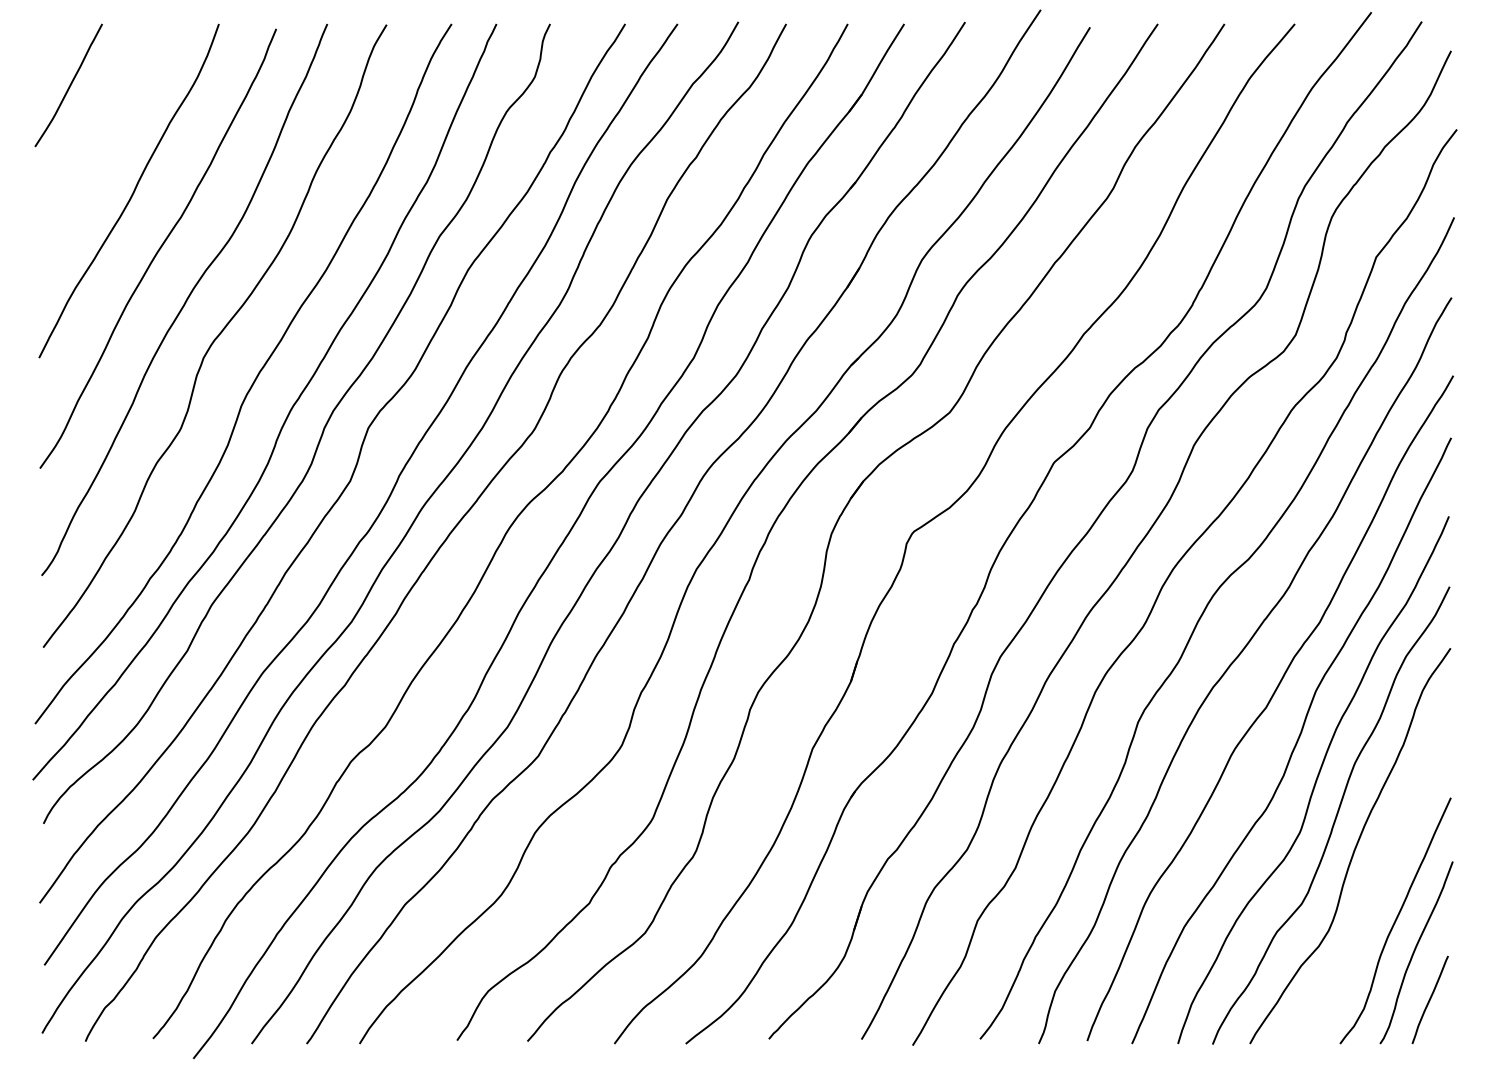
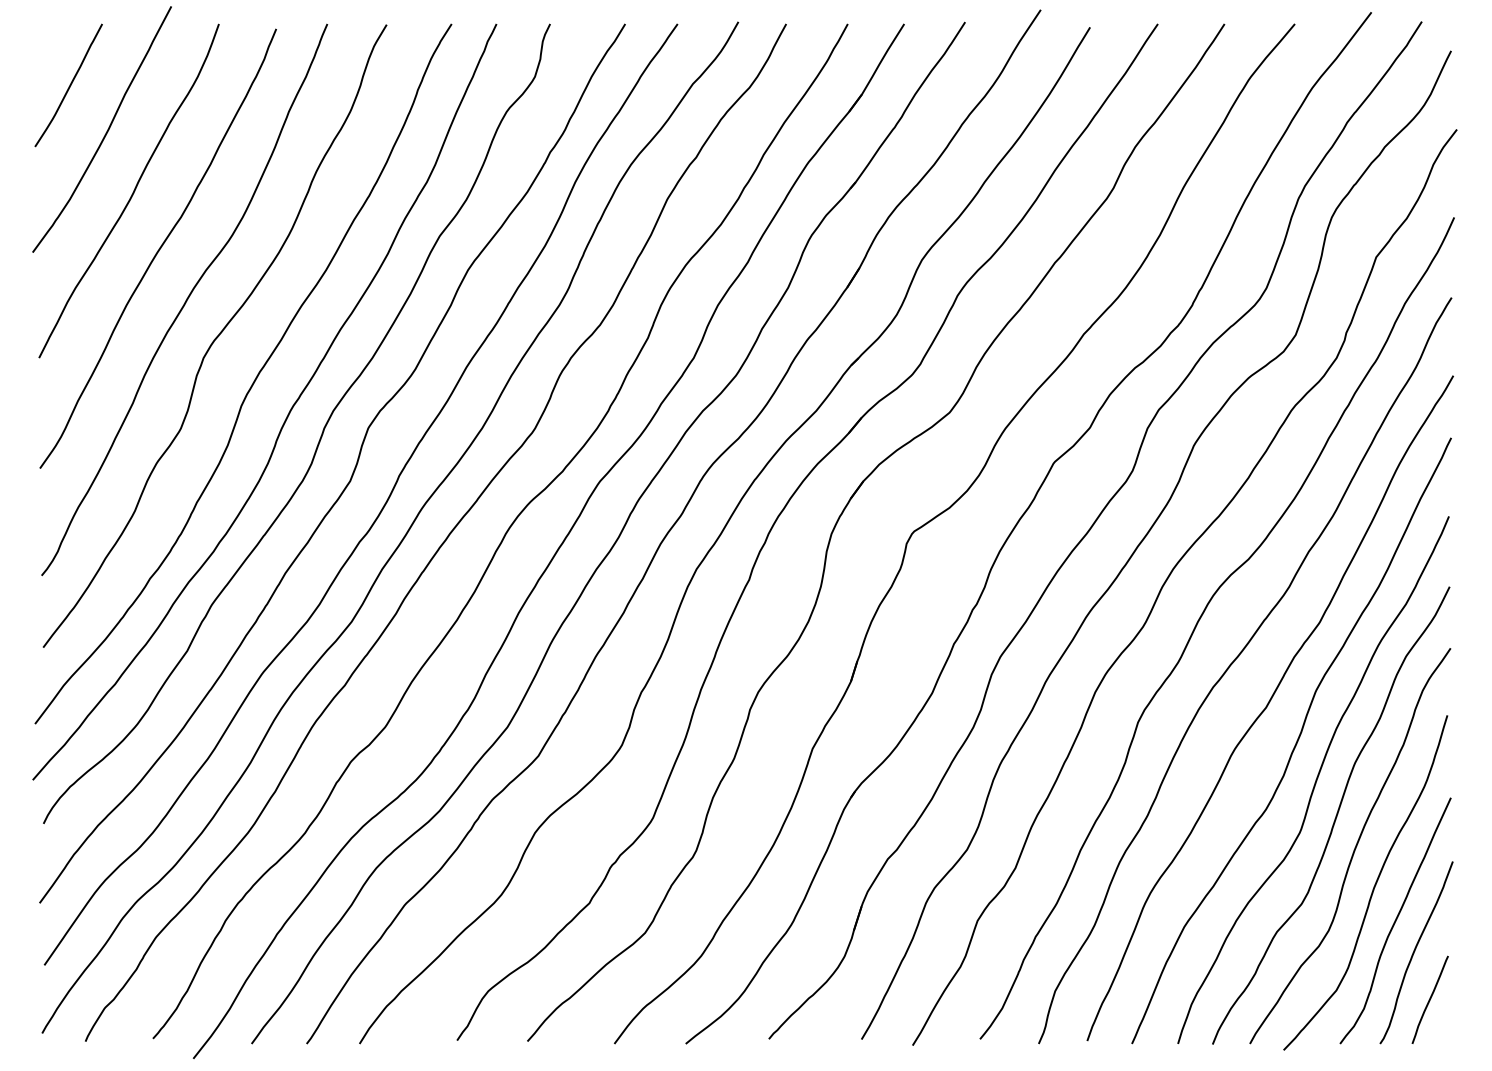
curve: none -> present (106, 131)
curve: none -> present (1373, 886)
